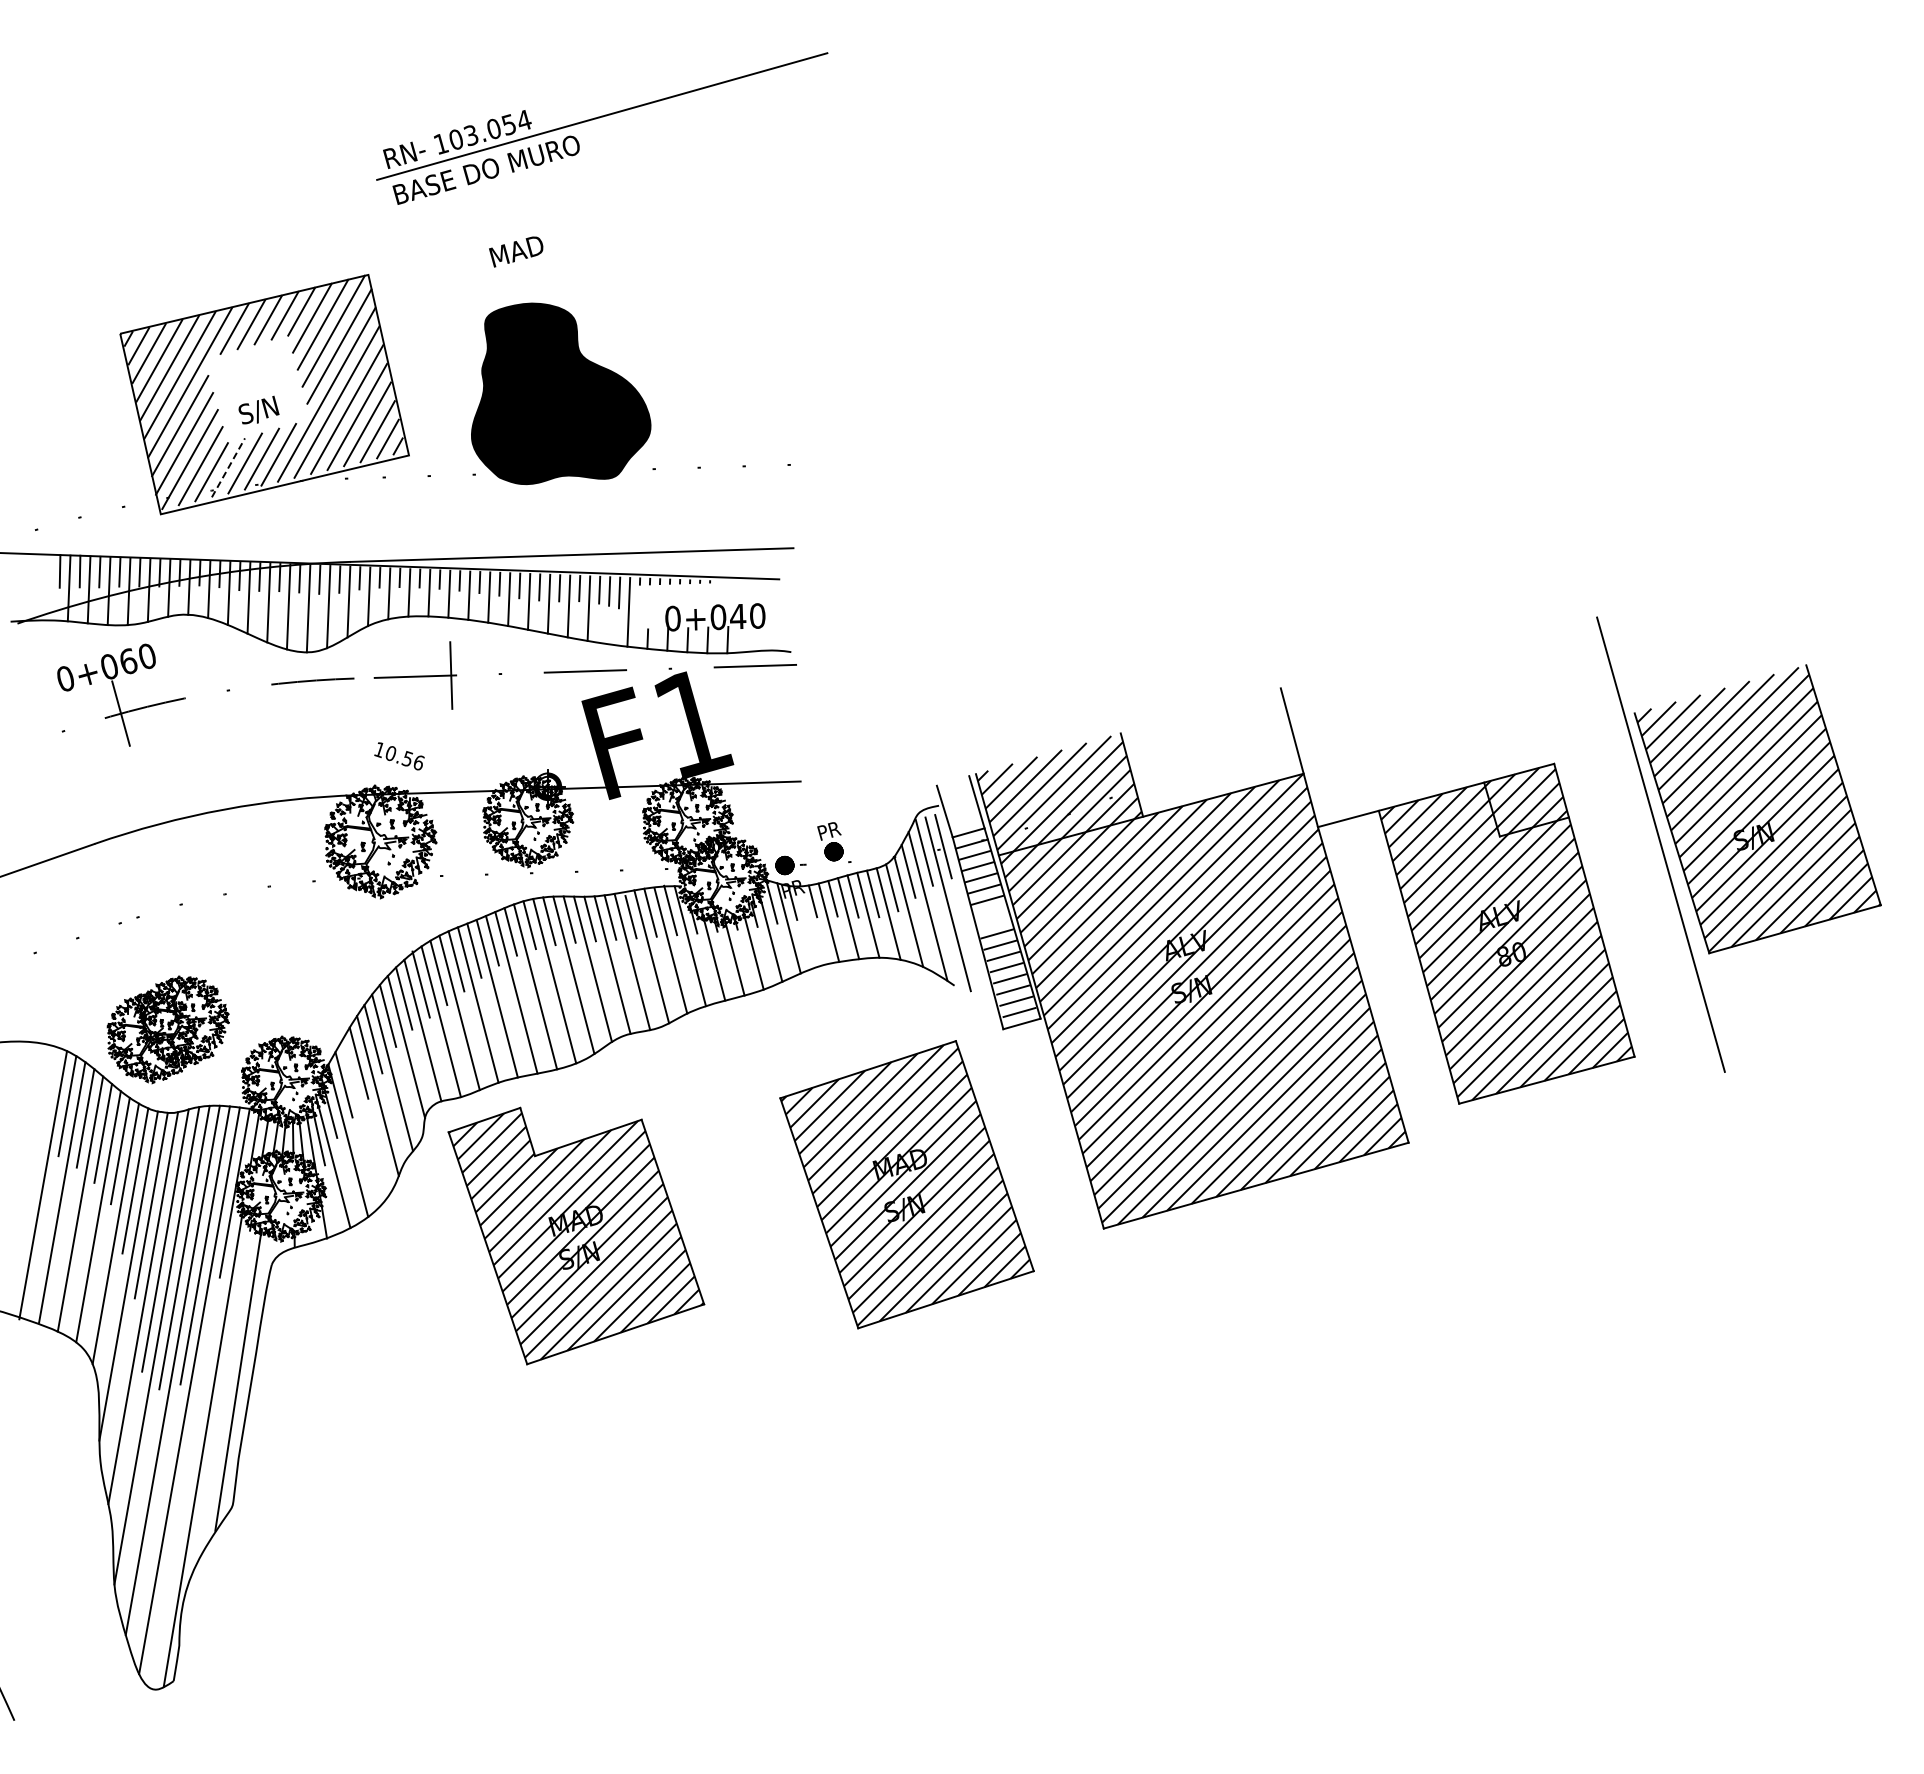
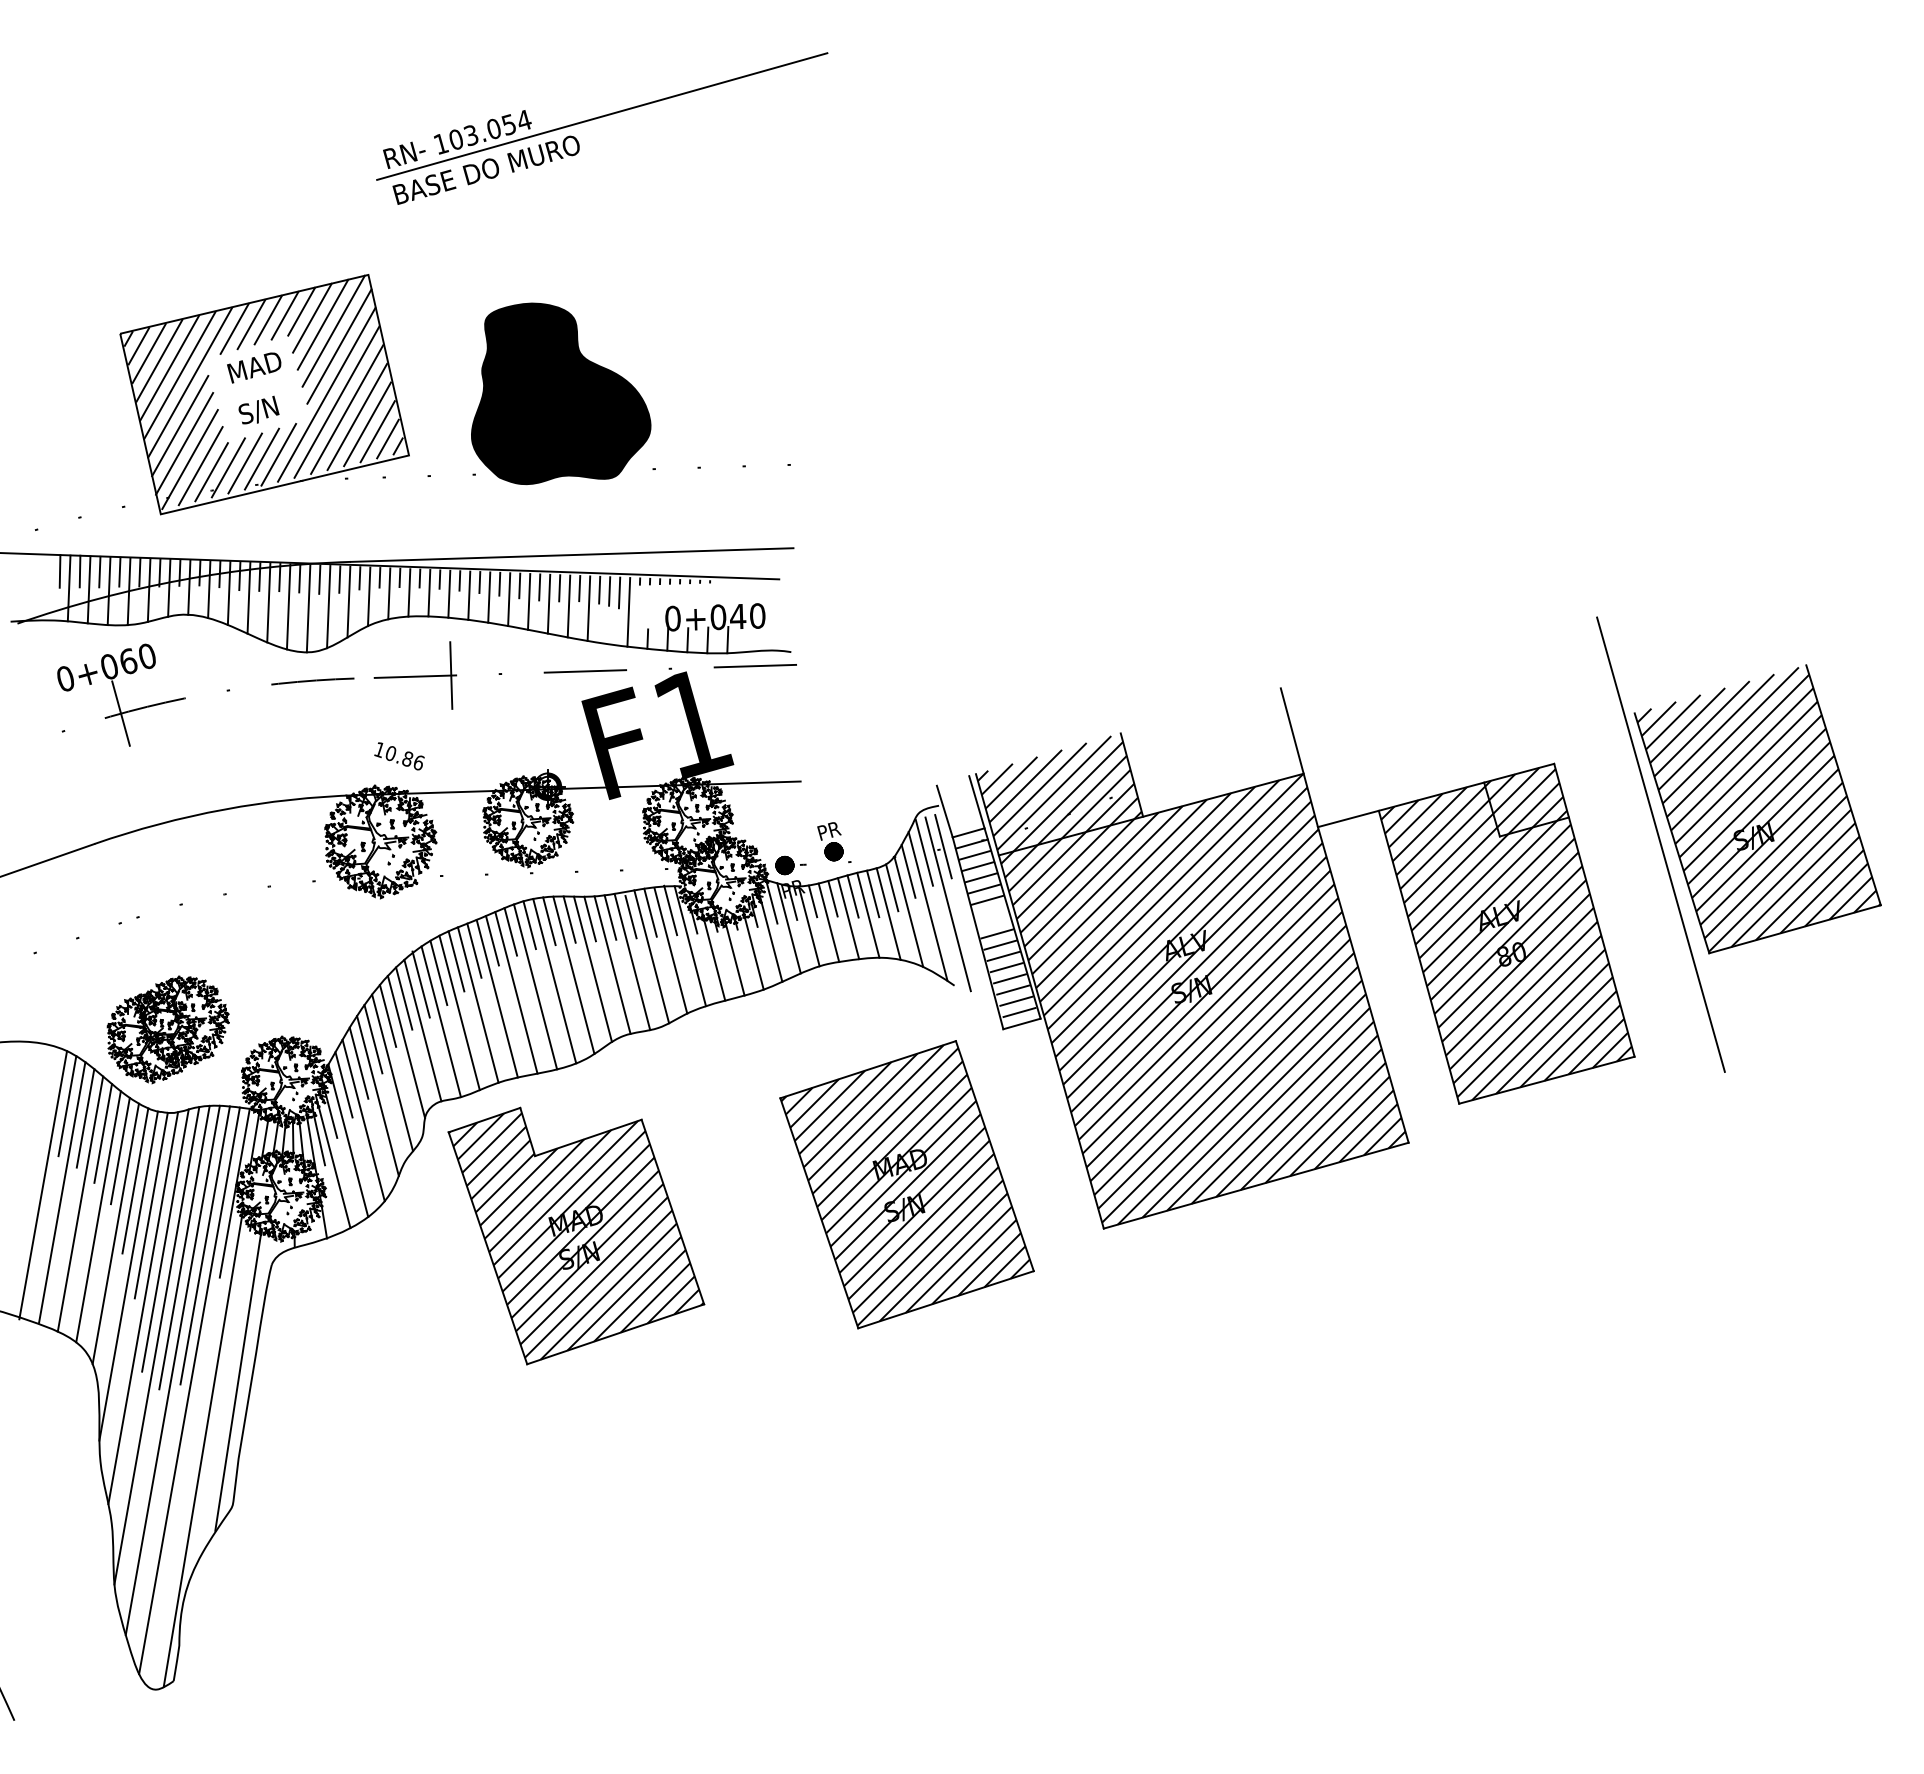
text position: (516, 251) -> (254, 367) (254, 367)
line: dashed -> solid (228, 467)
text: 10.56 -> 10.86 (407, 758)
line: none -> present (808, 926)
line: none -> present (363, 1120)
